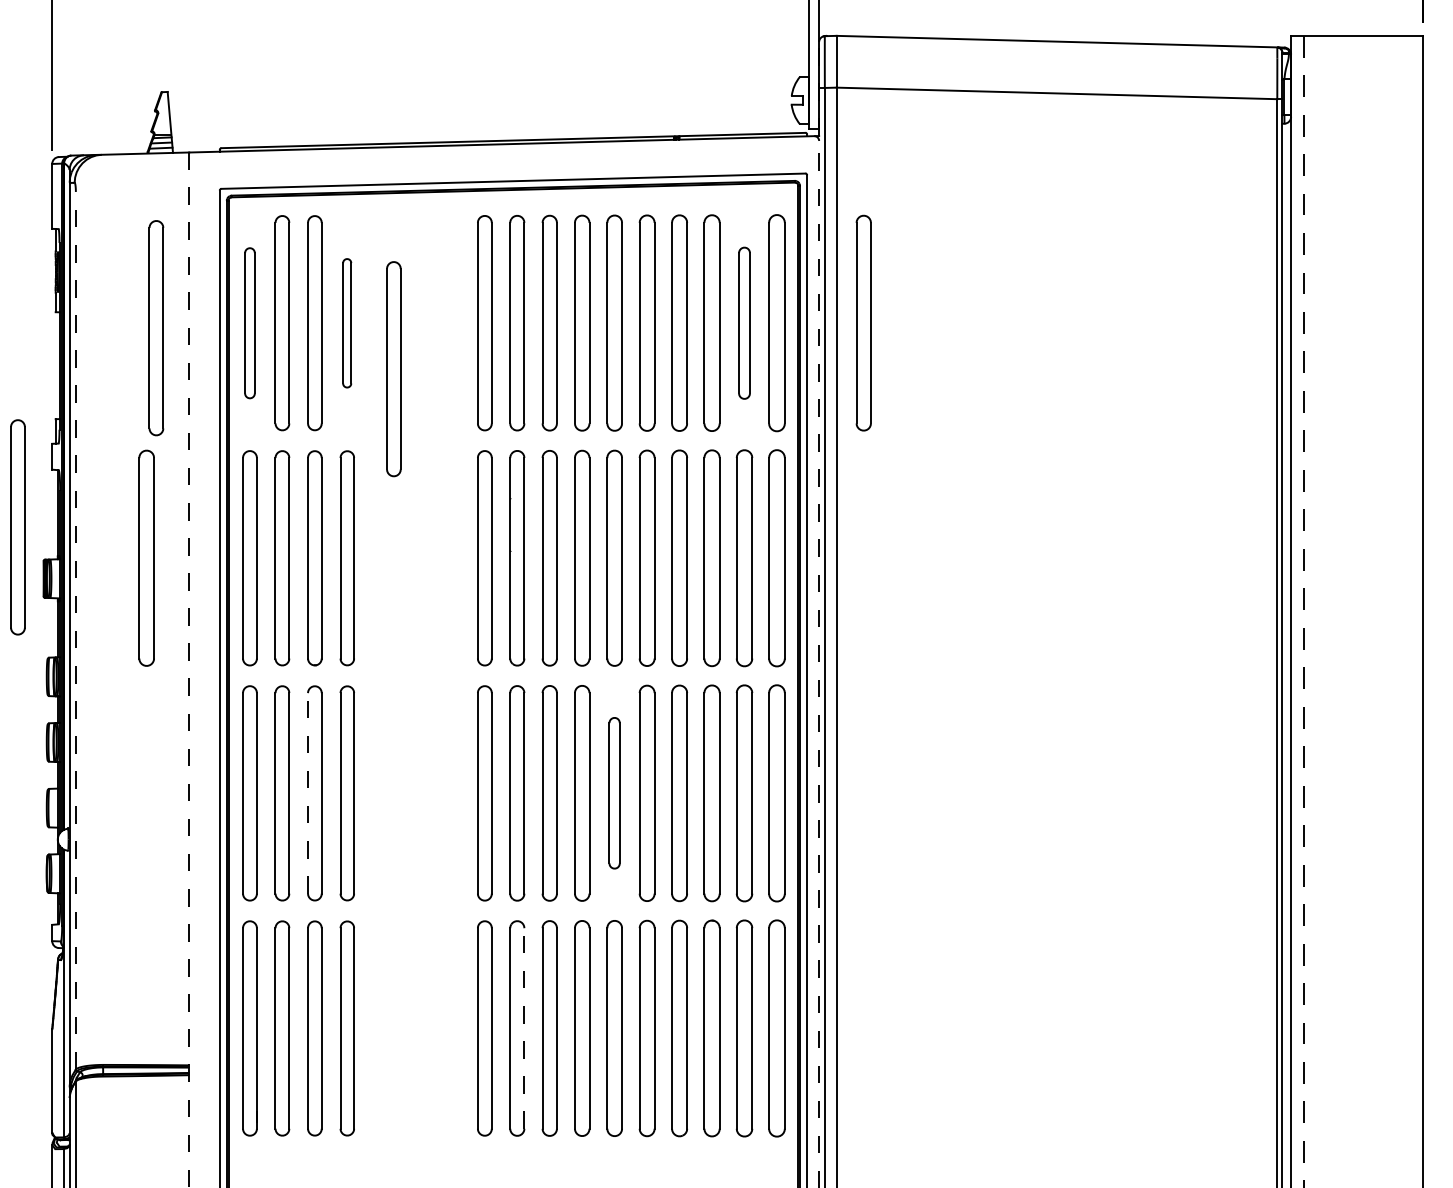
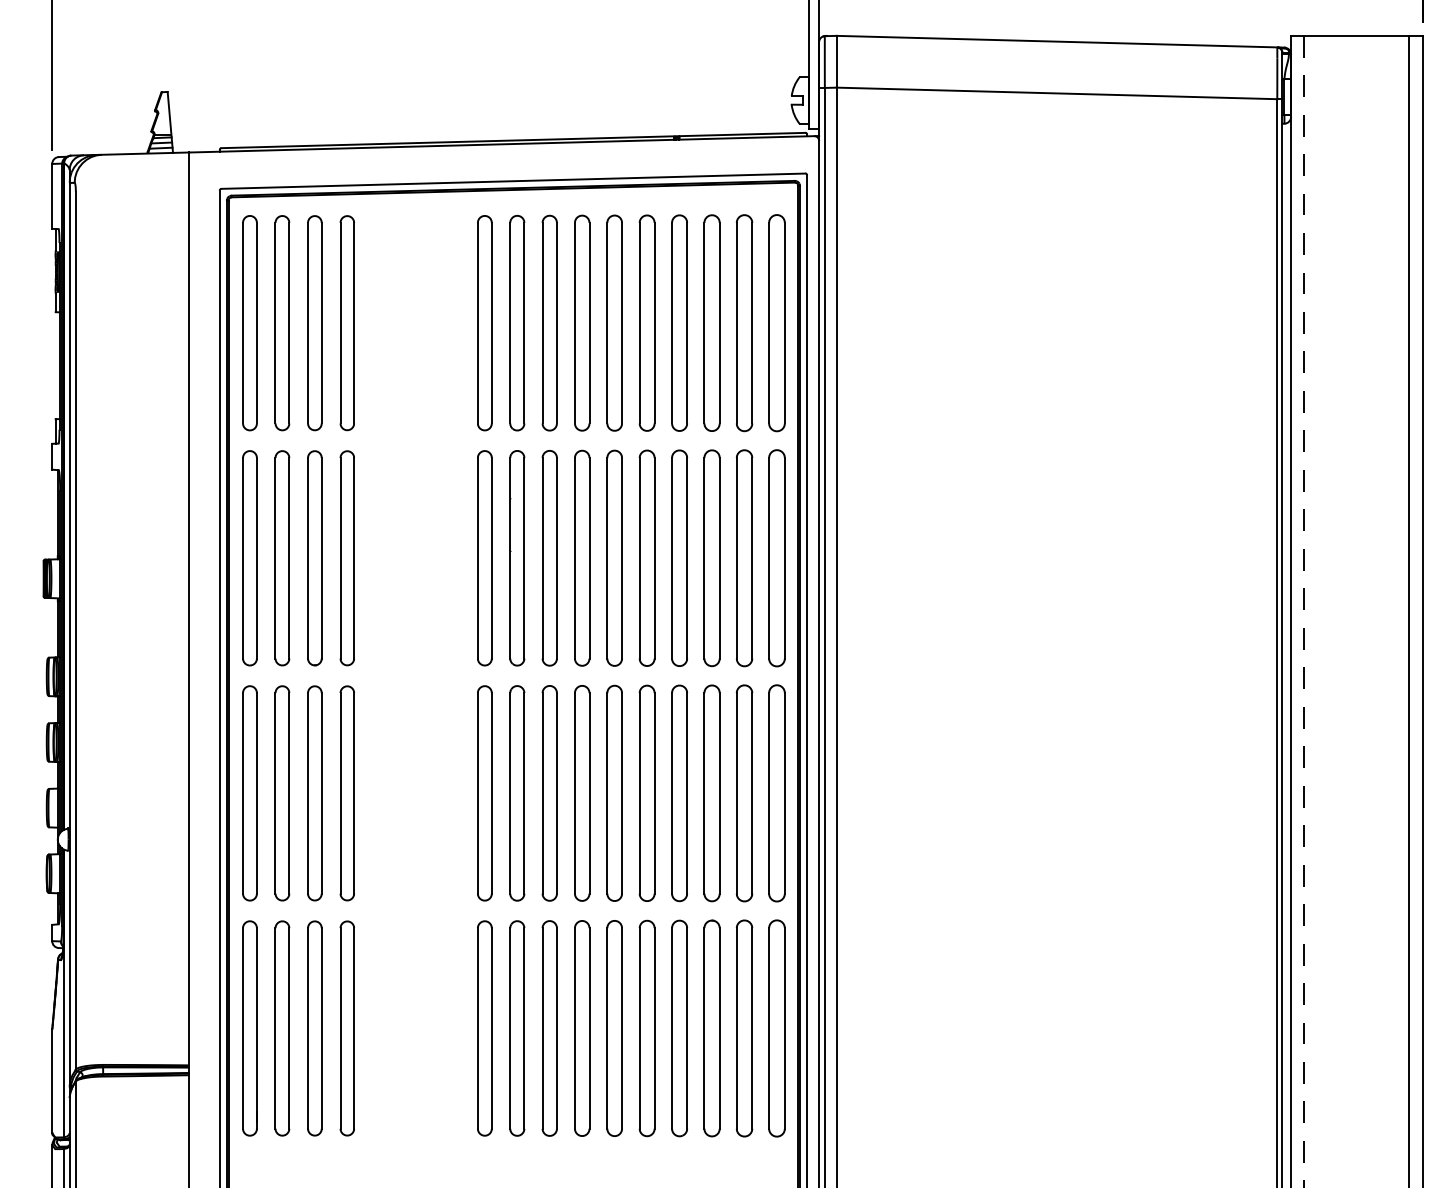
part size: 13x154 px -> 19x219 px (744, 323)
part: present -> none (863, 322)
part size: 12x153 px -> 16x217 px (249, 323)
part size: 11x131 px -> 16x217 px (346, 323)
part: present -> none (156, 328)
part: present -> none (393, 369)
part: present -> none (17, 527)
part: present -> none (146, 557)
line: none -> present (1409, 609)
line: dashed -> solid (819, 614)
line: dashed -> solid (75, 630)
line: dashed -> solid (189, 669)
line: dashed -> solid (308, 792)
part size: 13x153 px -> 17x218 px (614, 792)
line: dashed -> solid (524, 1028)
